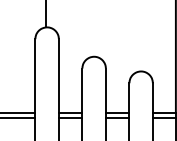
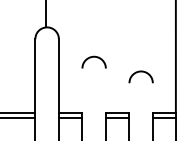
line: present -> none (82, 90)
line: present -> none (105, 90)
line: present -> none (129, 97)
line: present -> none (152, 97)
